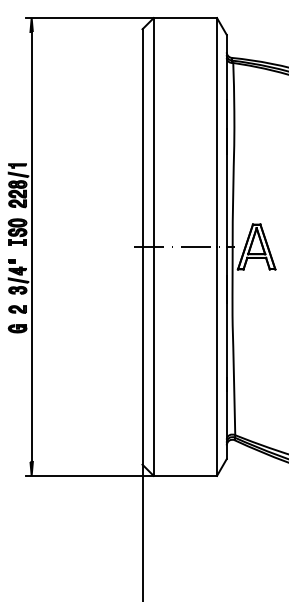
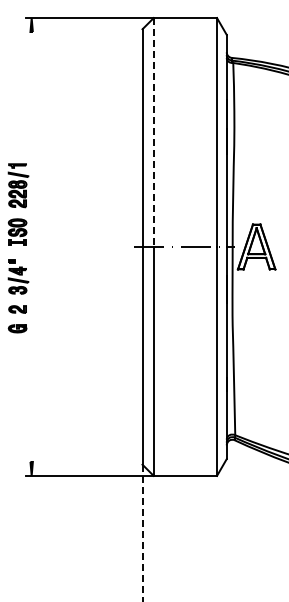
line: solid -> dashed (153, 133)
line: present -> none (31, 246)
line: solid -> dashed (142, 533)
